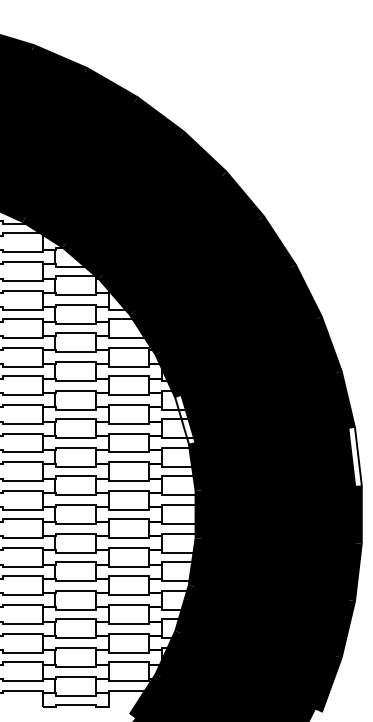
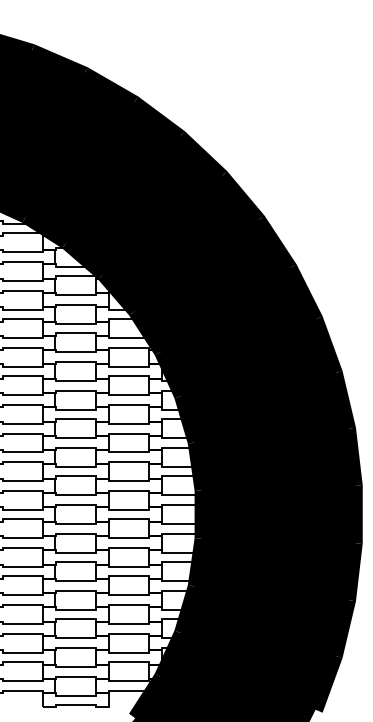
fill: none -> present (185, 419)
fill: none -> present (354, 456)
